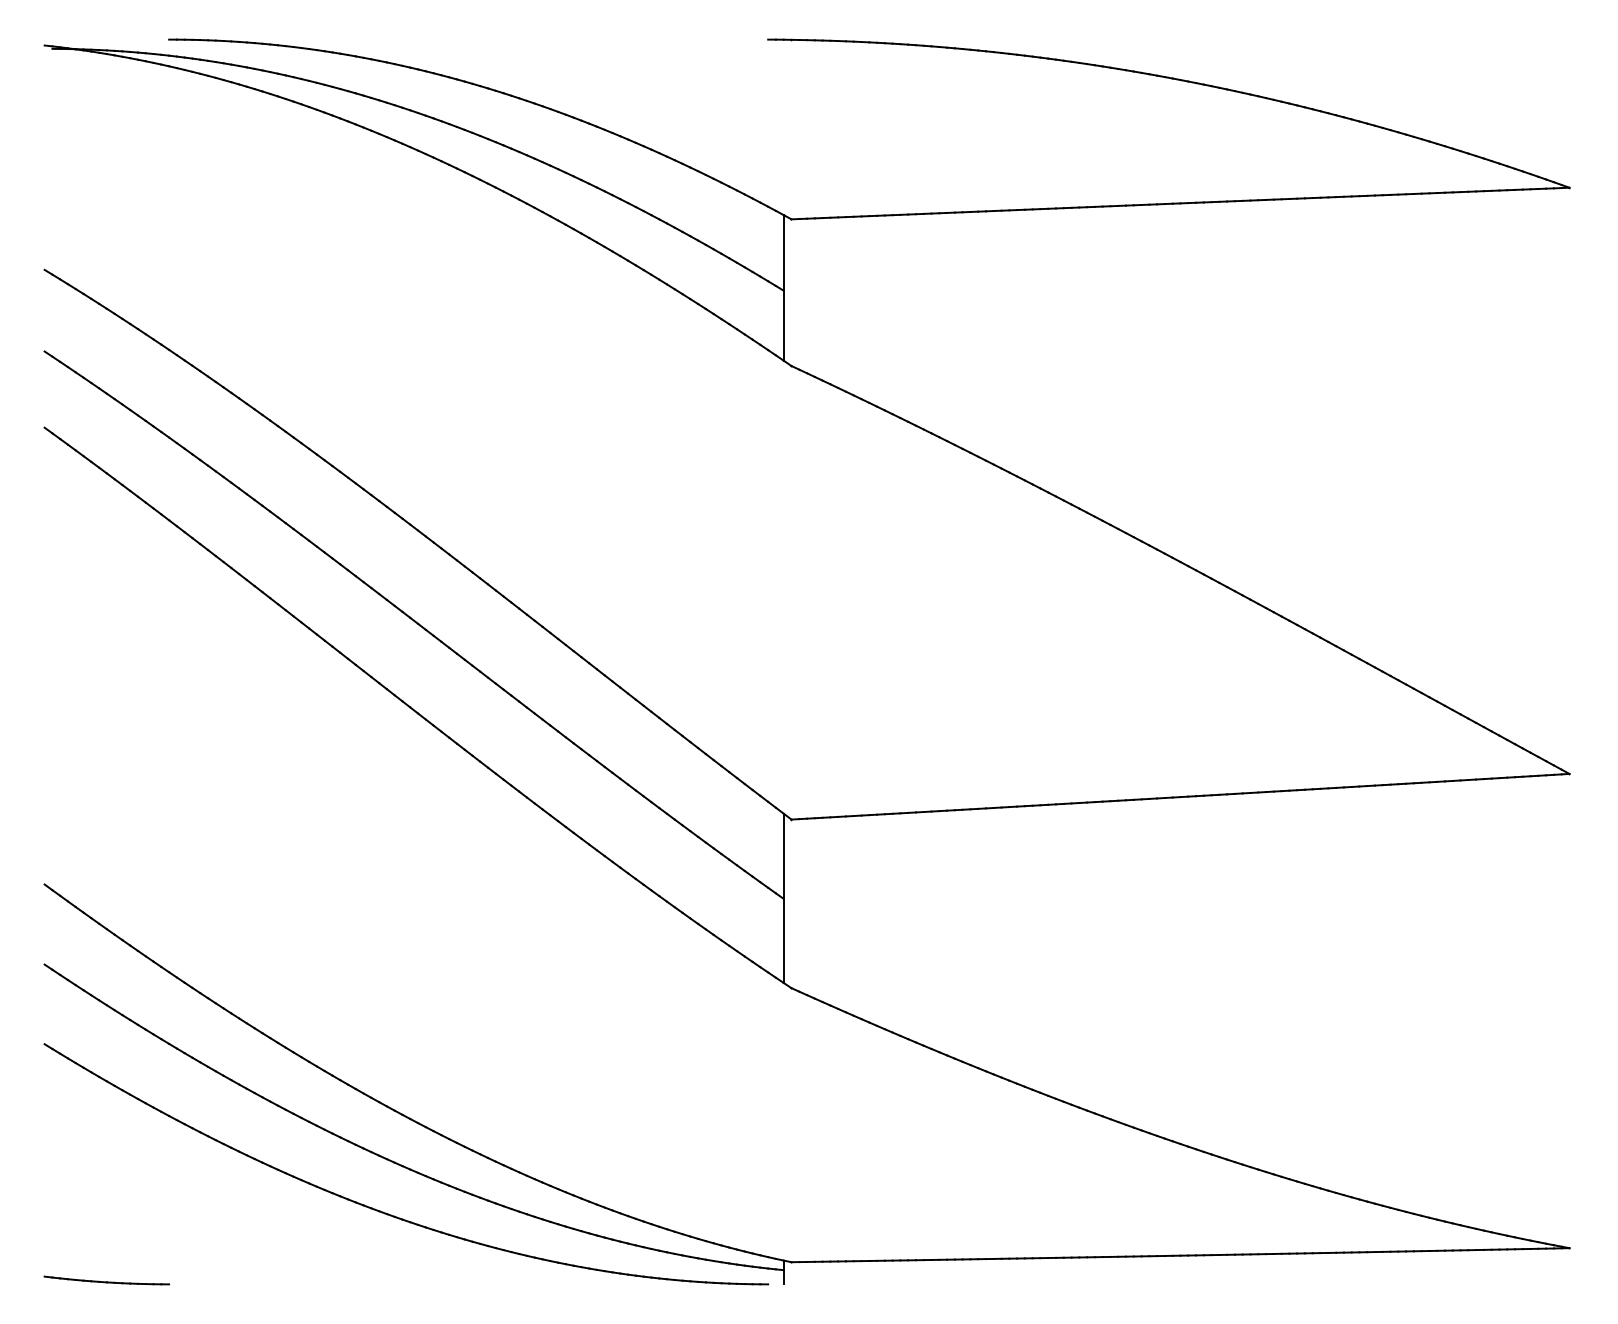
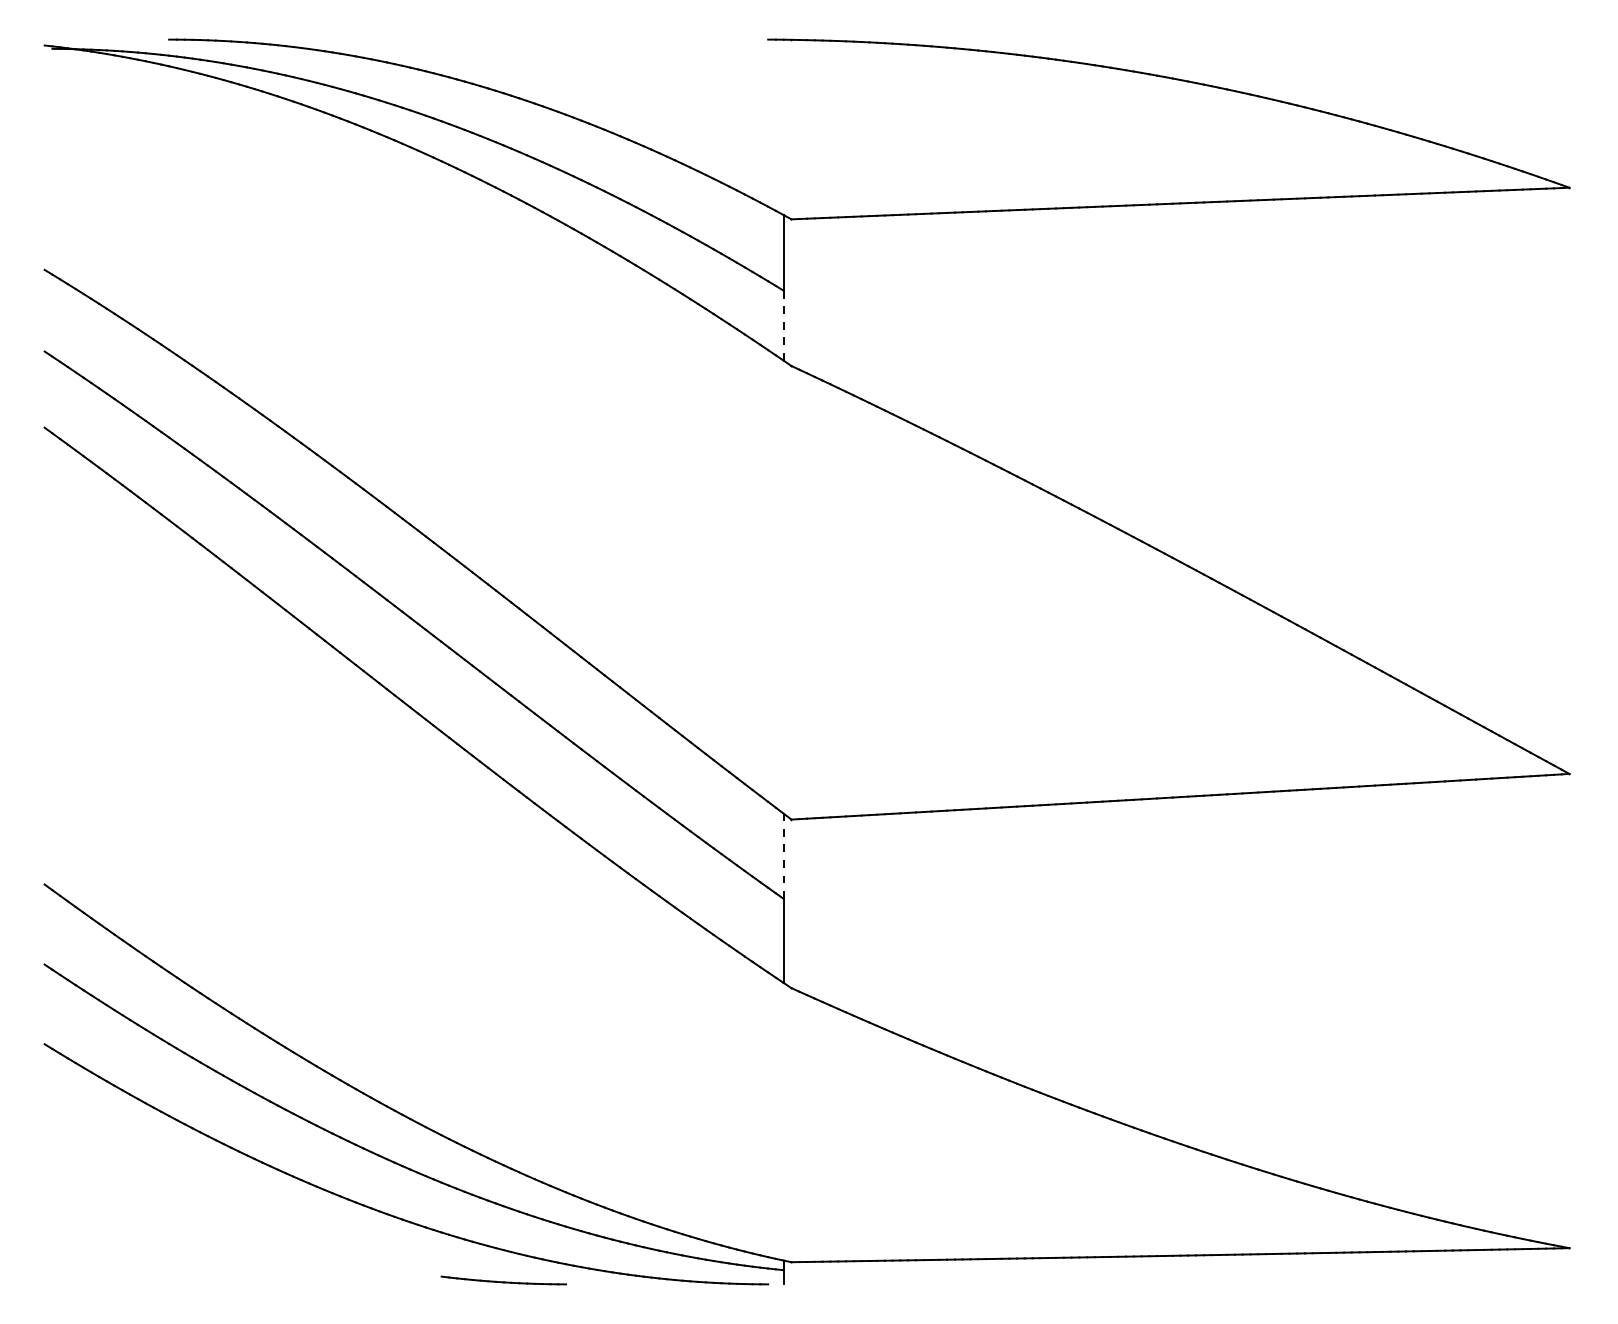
line: solid -> dashed (783, 325)
line: solid -> dashed (783, 856)
part position: (106, 1280) -> (503, 1280) (503, 1280)
